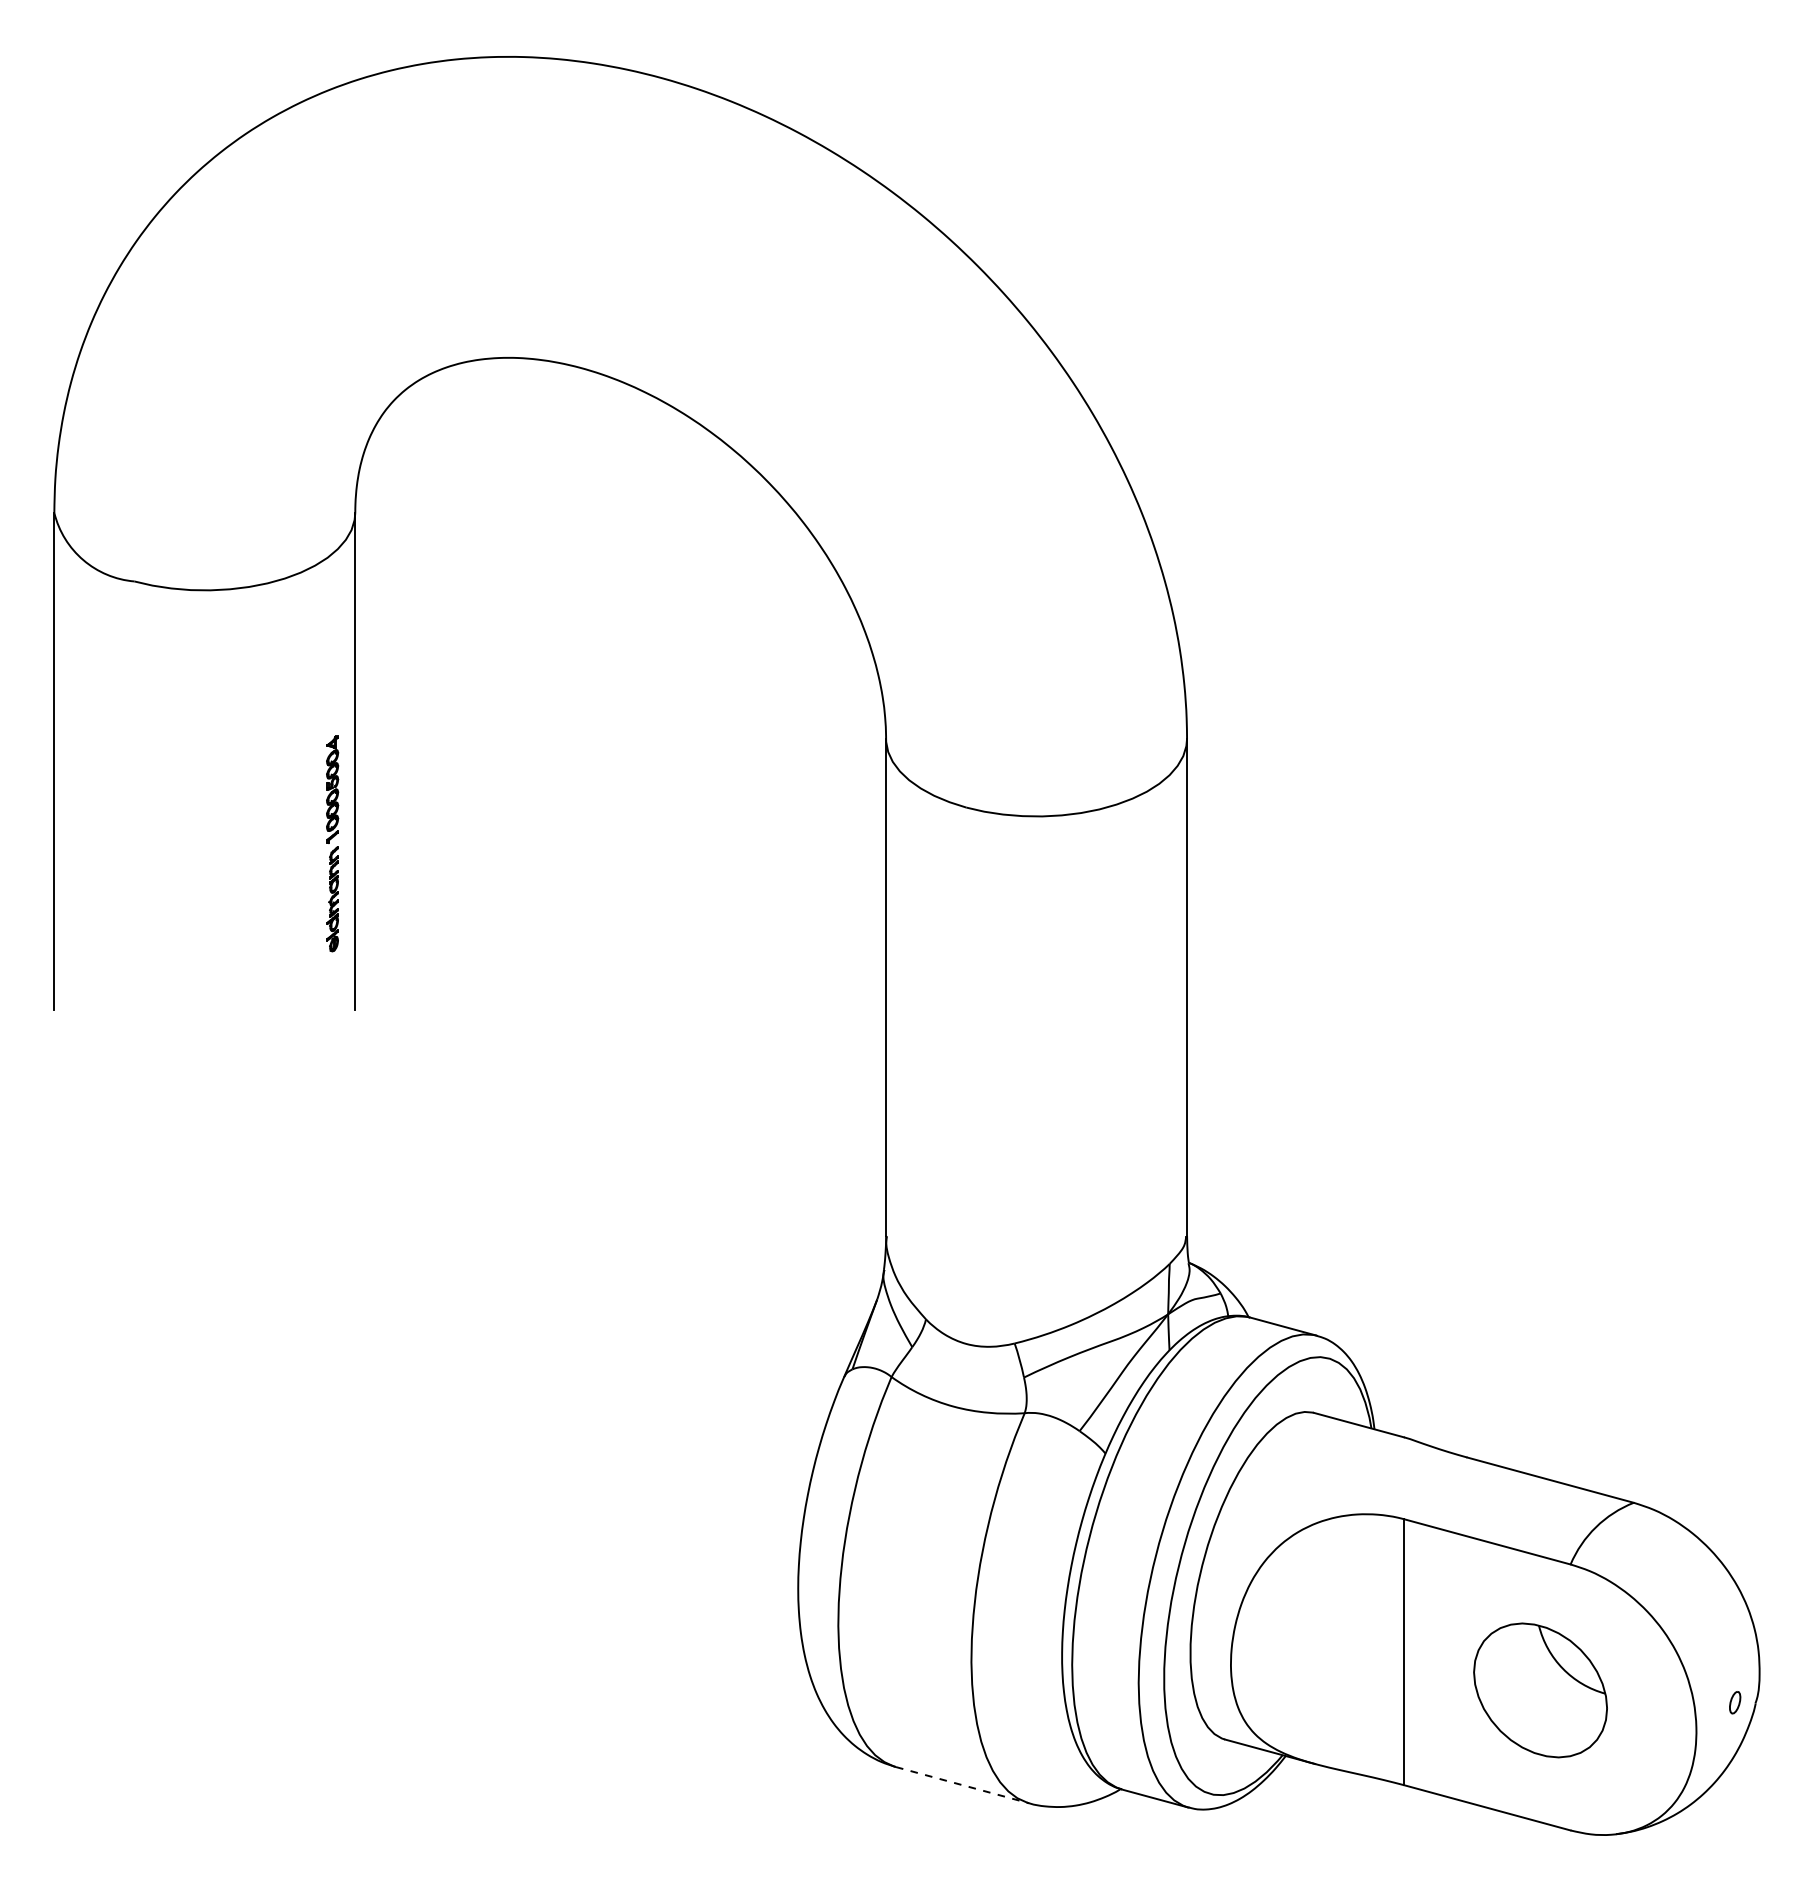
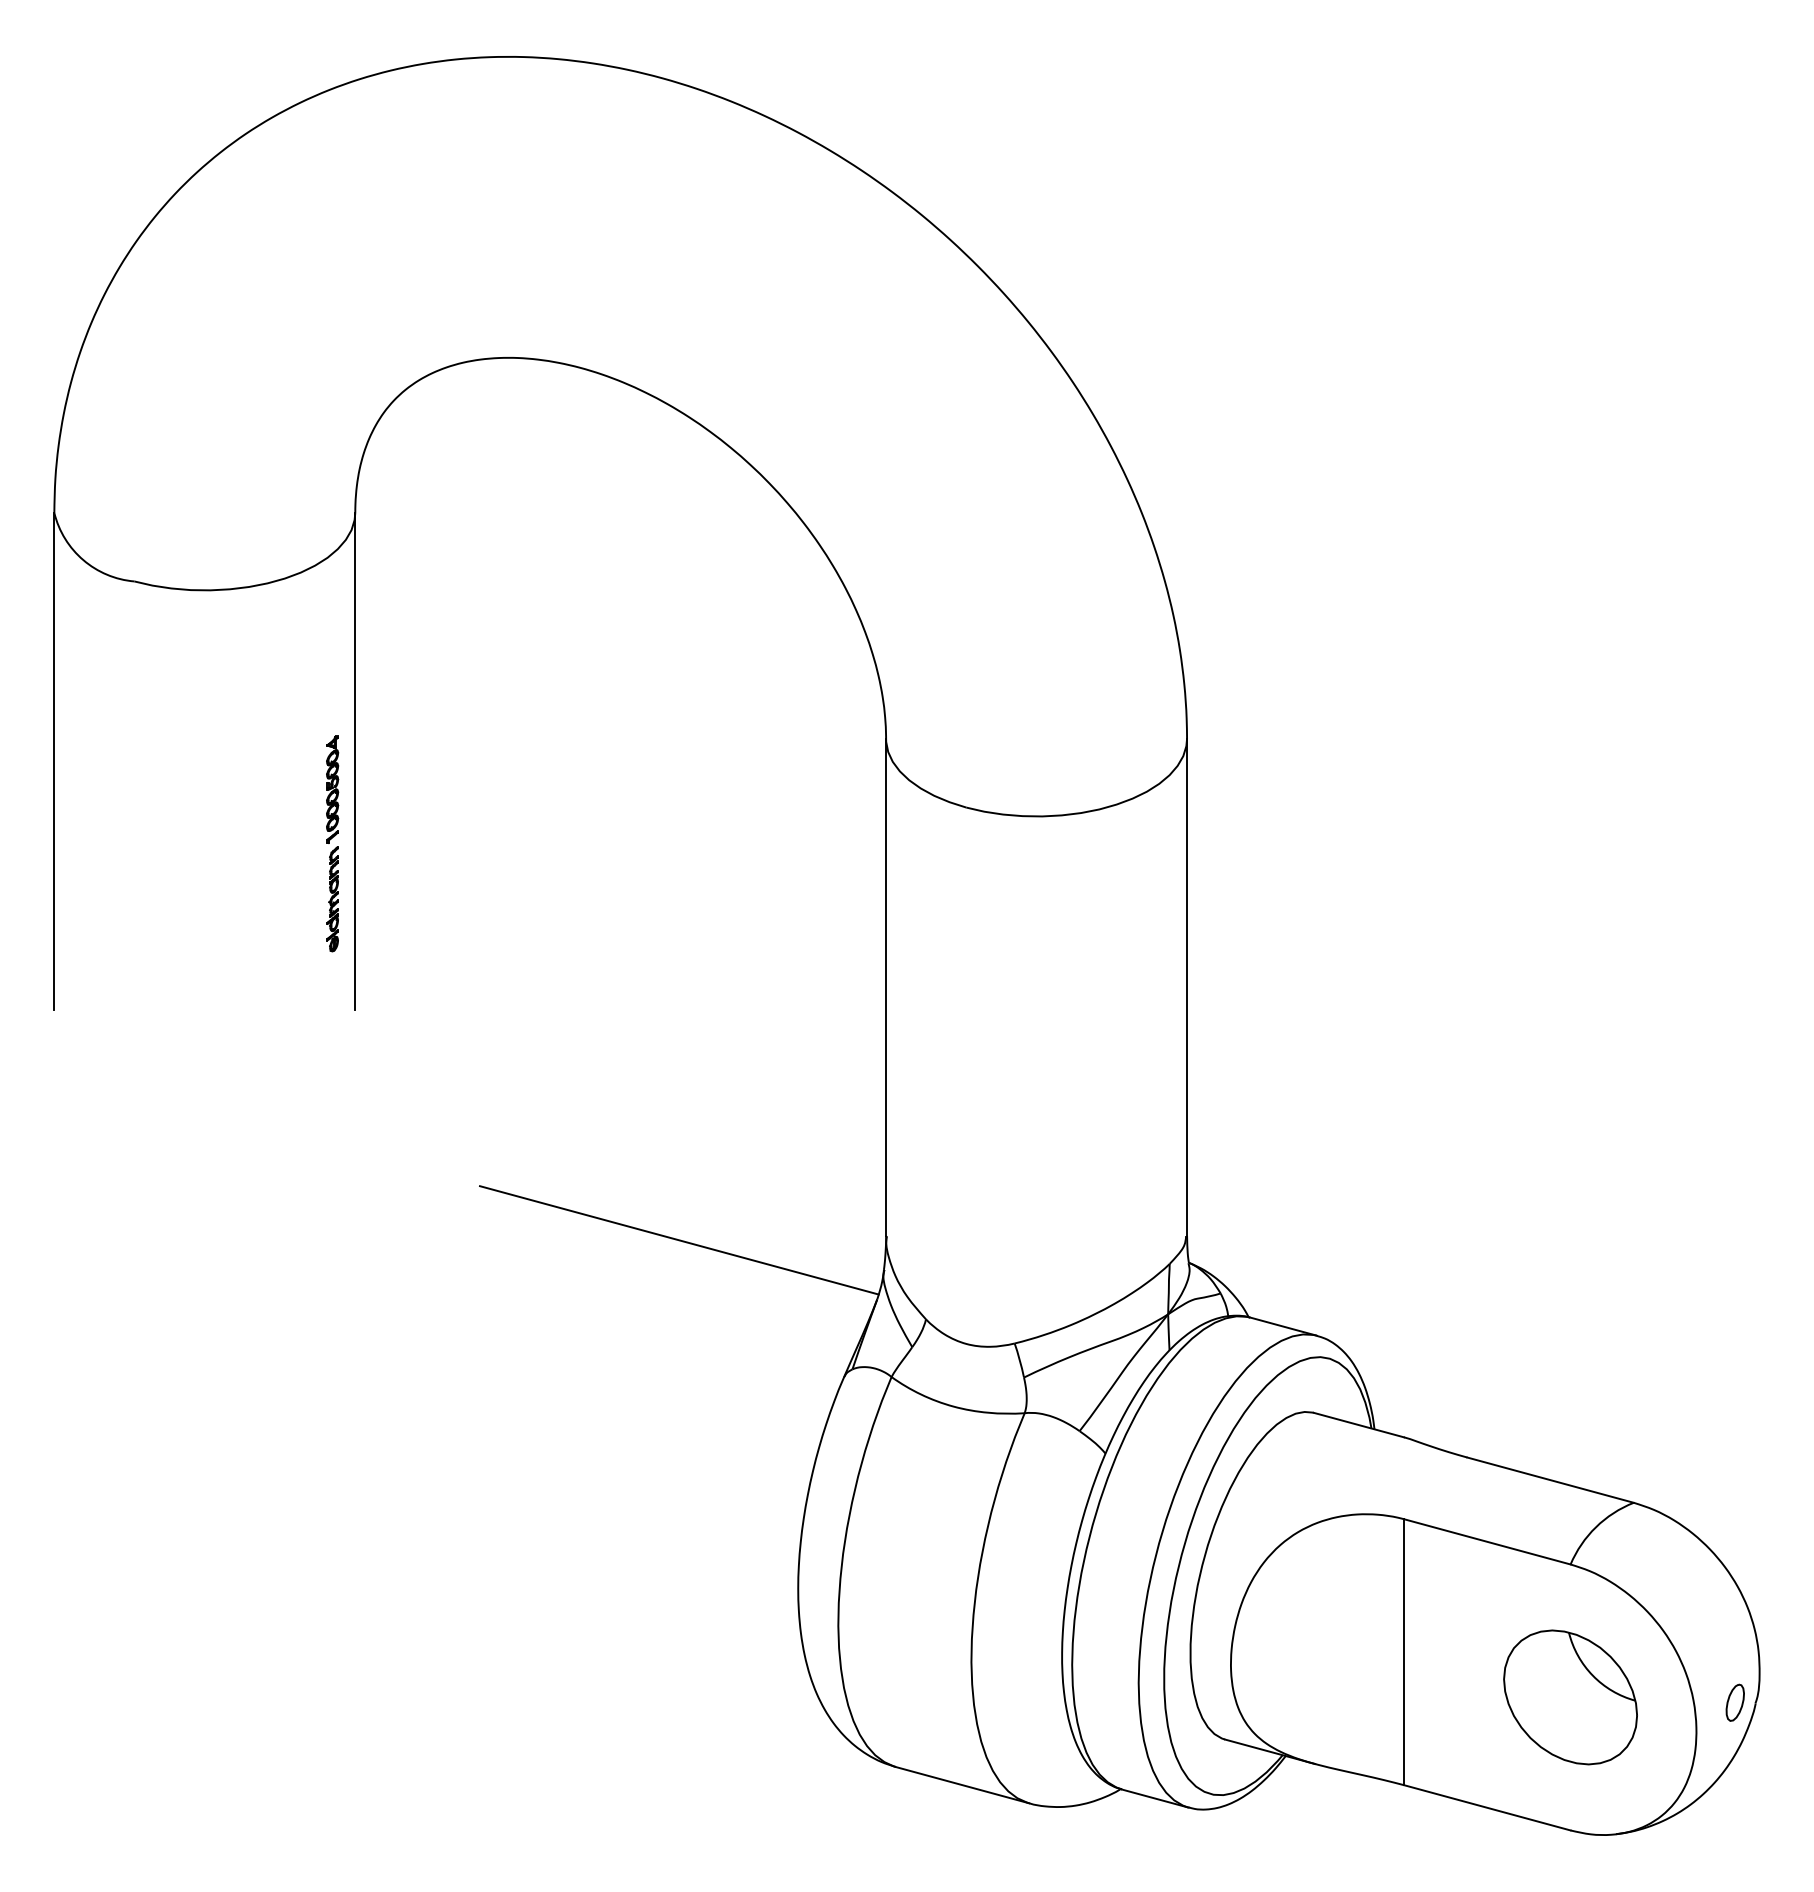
line: none -> present (678, 1240)
part position: (1540, 1690) -> (1570, 1697) (1570, 1697)
part size: 13x24 px -> 20x39 px (1734, 1702)
line: dashed -> solid (962, 1785)
